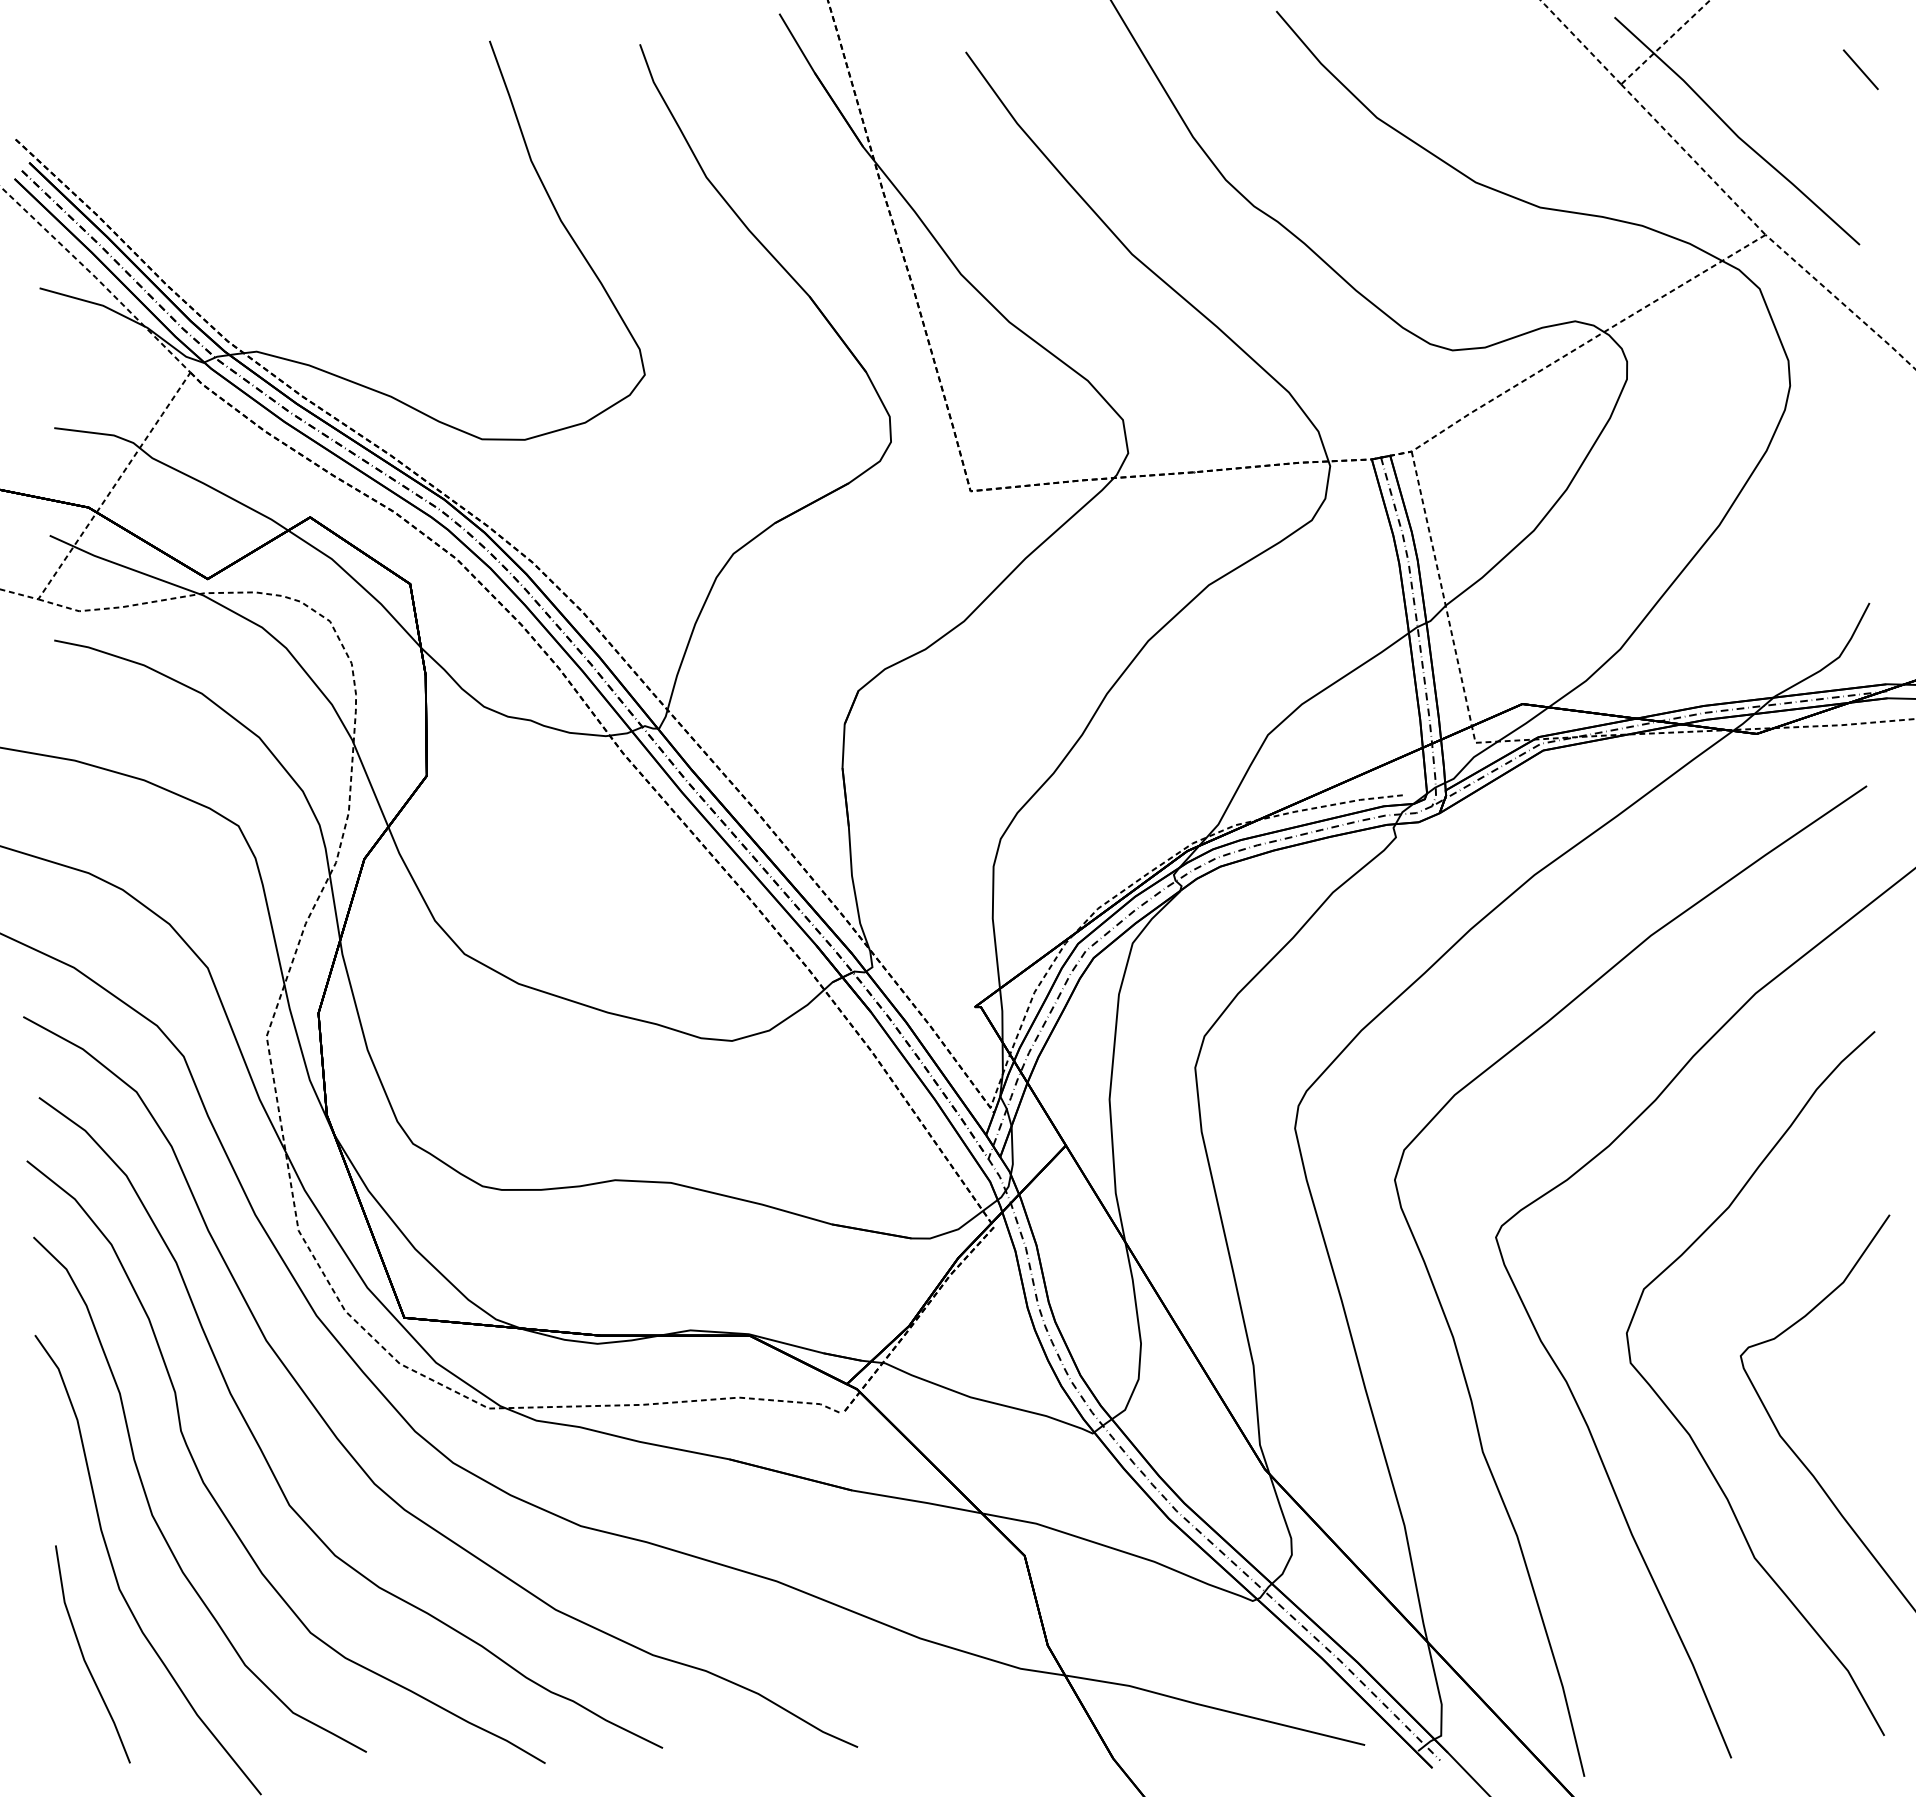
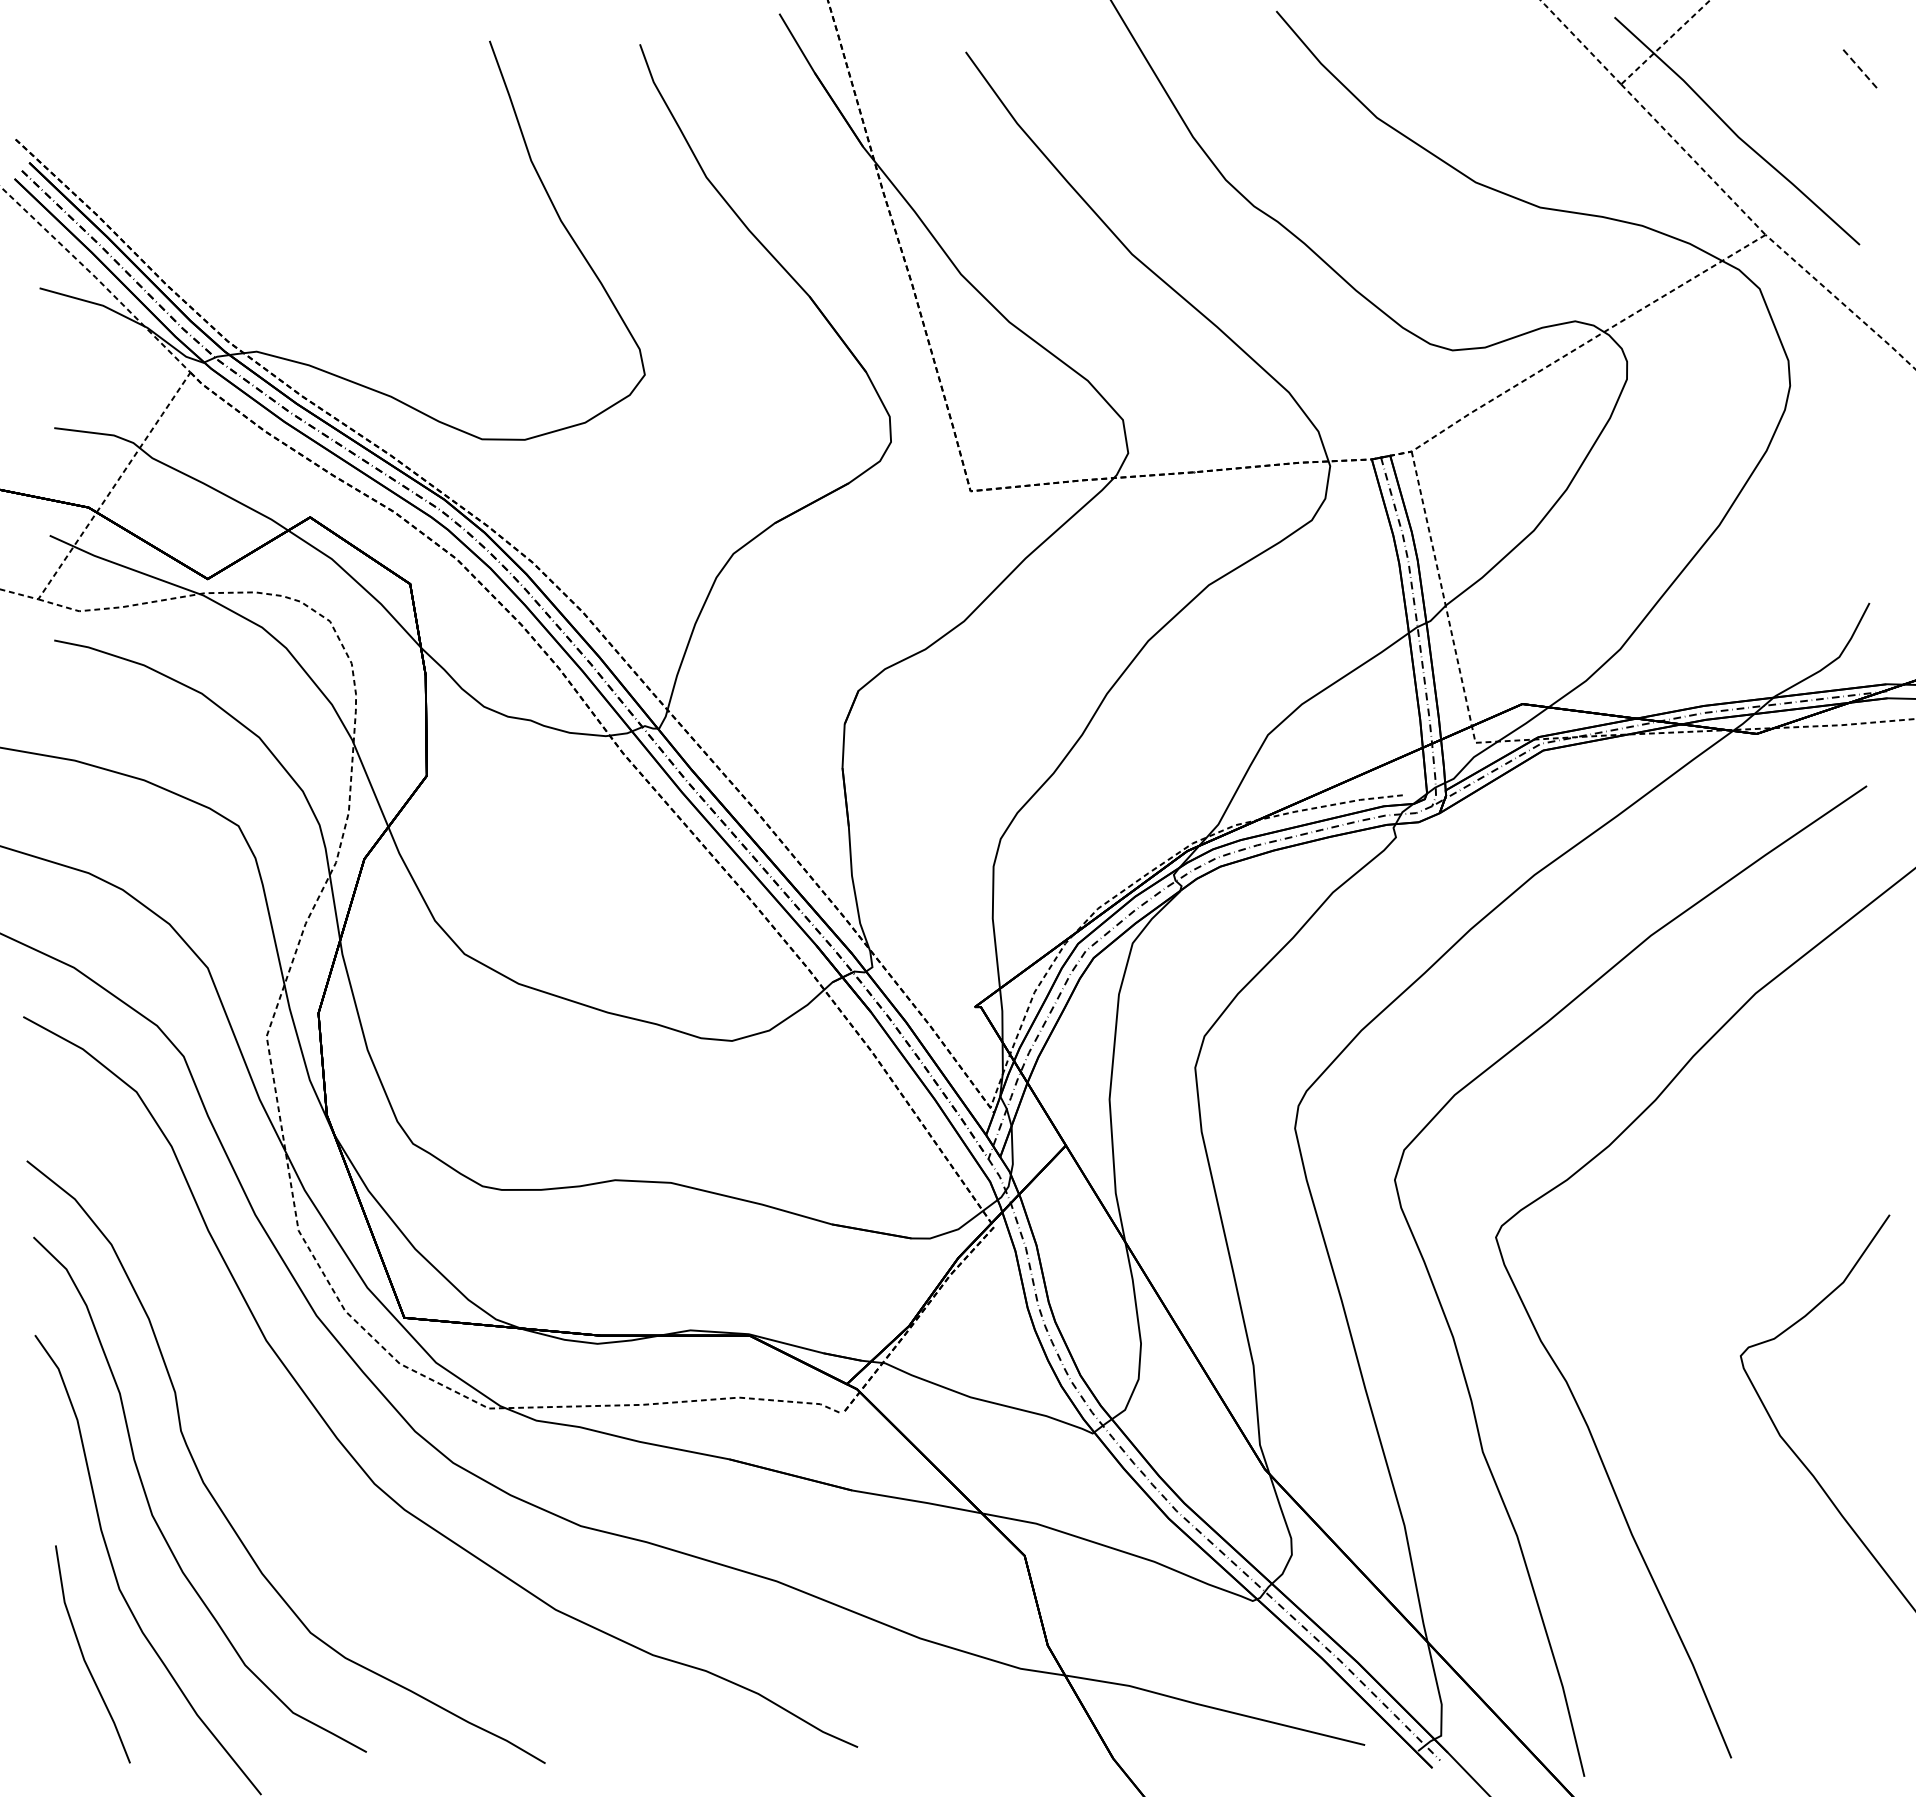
line: solid -> dashed (1860, 69)
curve: present -> none (1690, 1434)
curve: present -> none (271, 1467)
